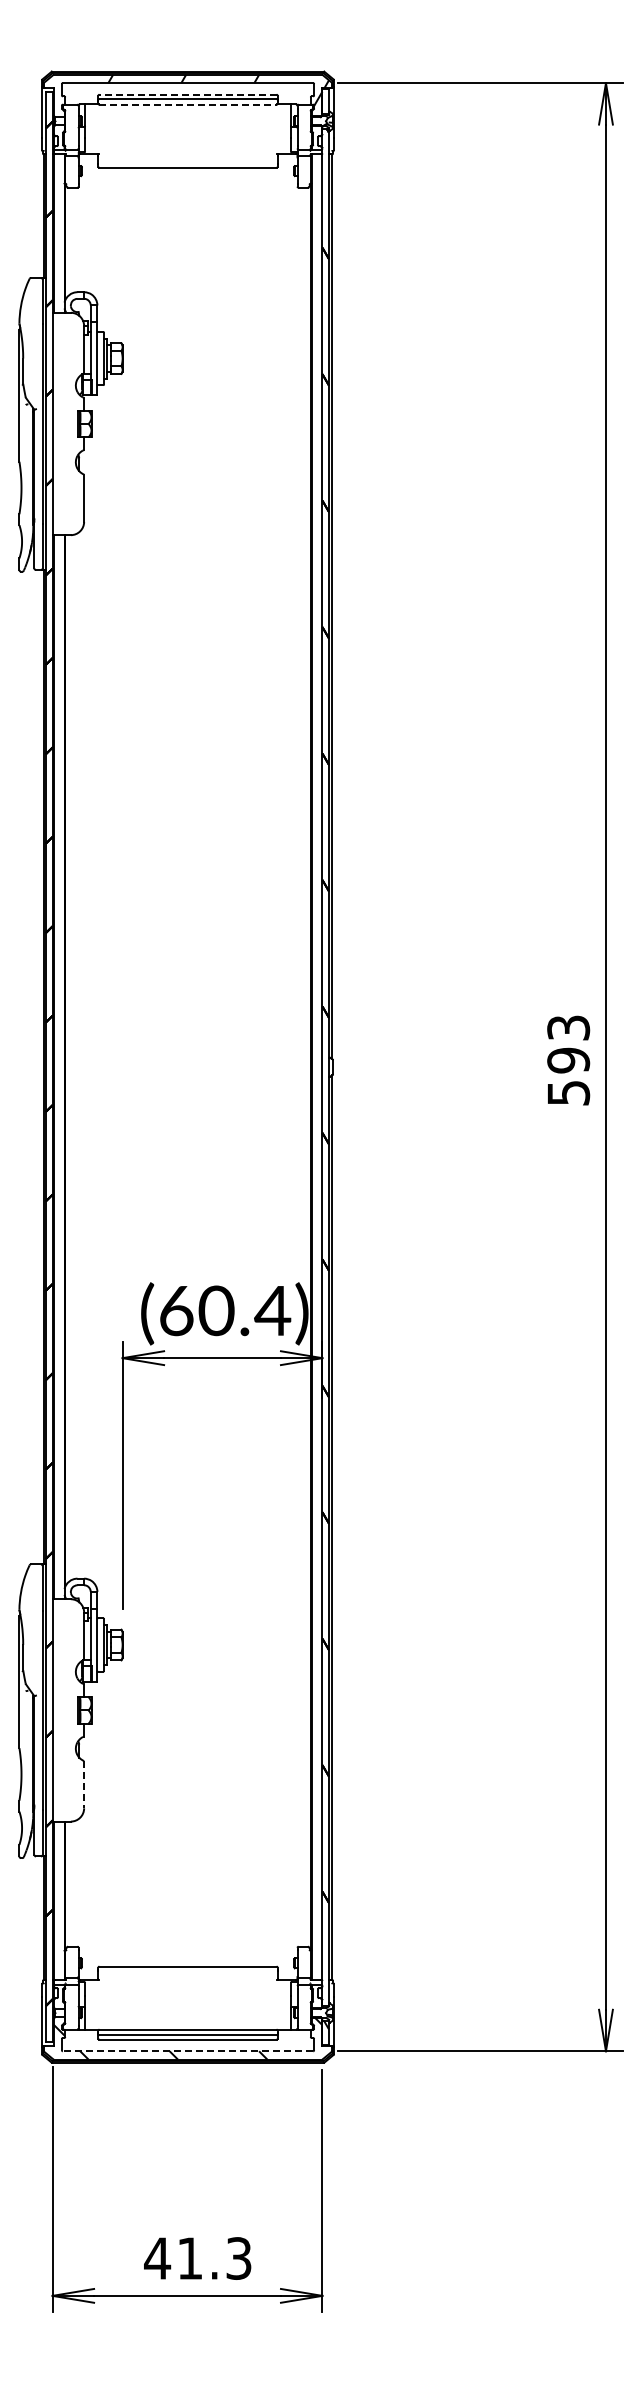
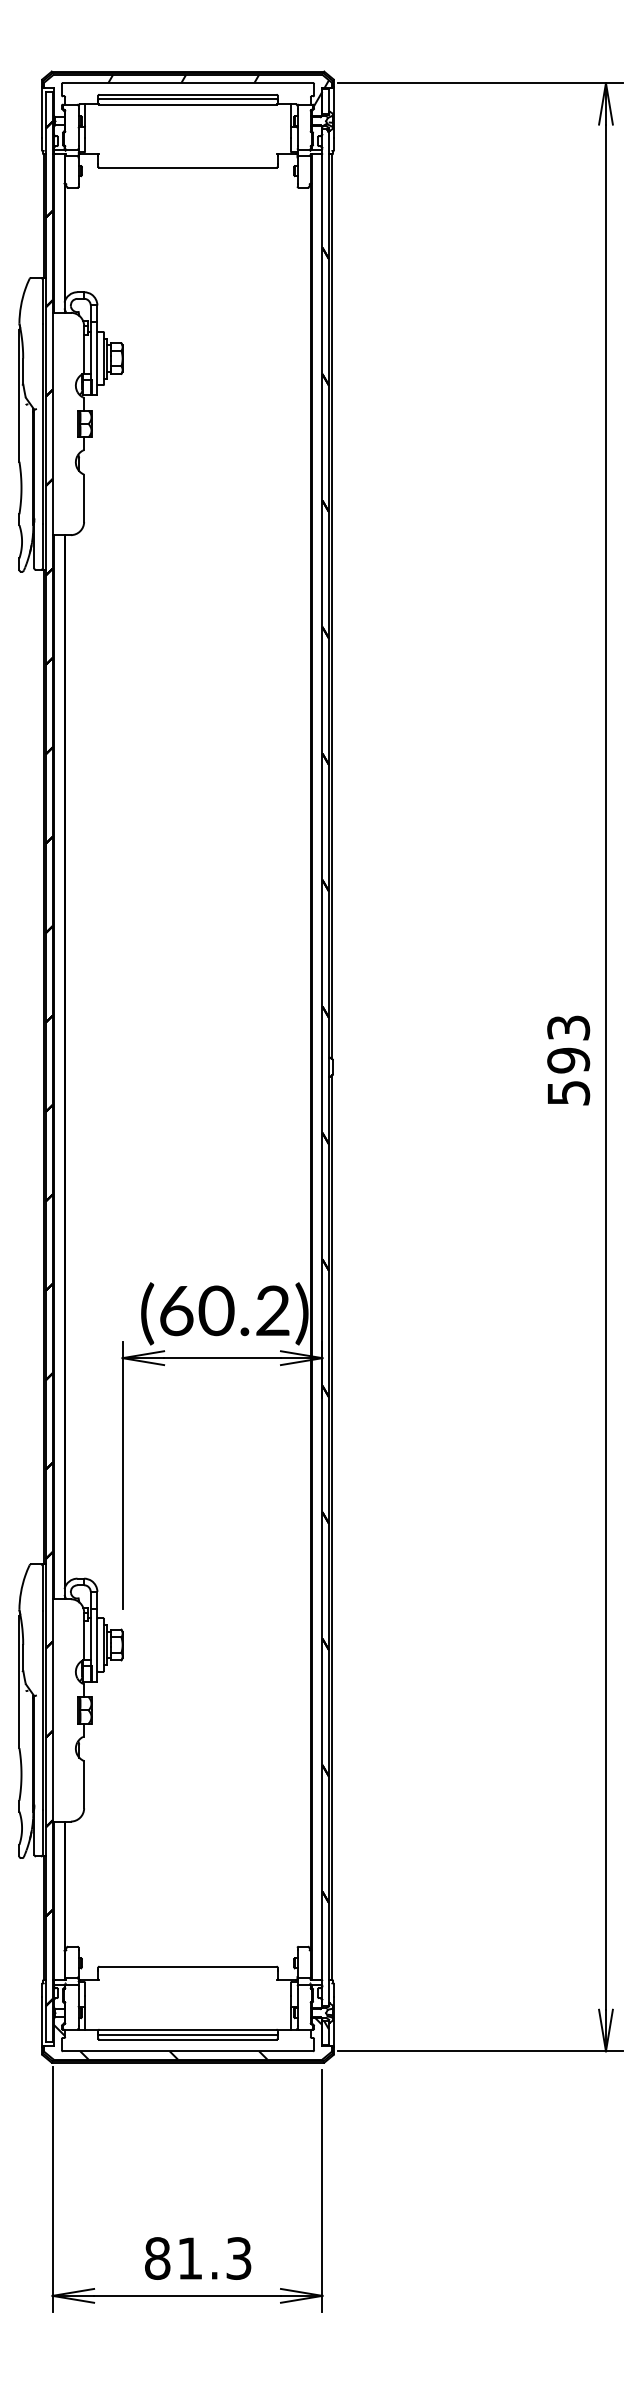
line: dashed -> solid (188, 94)
line: dashed -> solid (188, 104)
text: (60.4) -> (60.2) (272, 1310)
line: dashed -> solid (84, 1784)
line: dashed -> solid (187, 2051)
text: 41.3 -> 81.3 (157, 2258)
